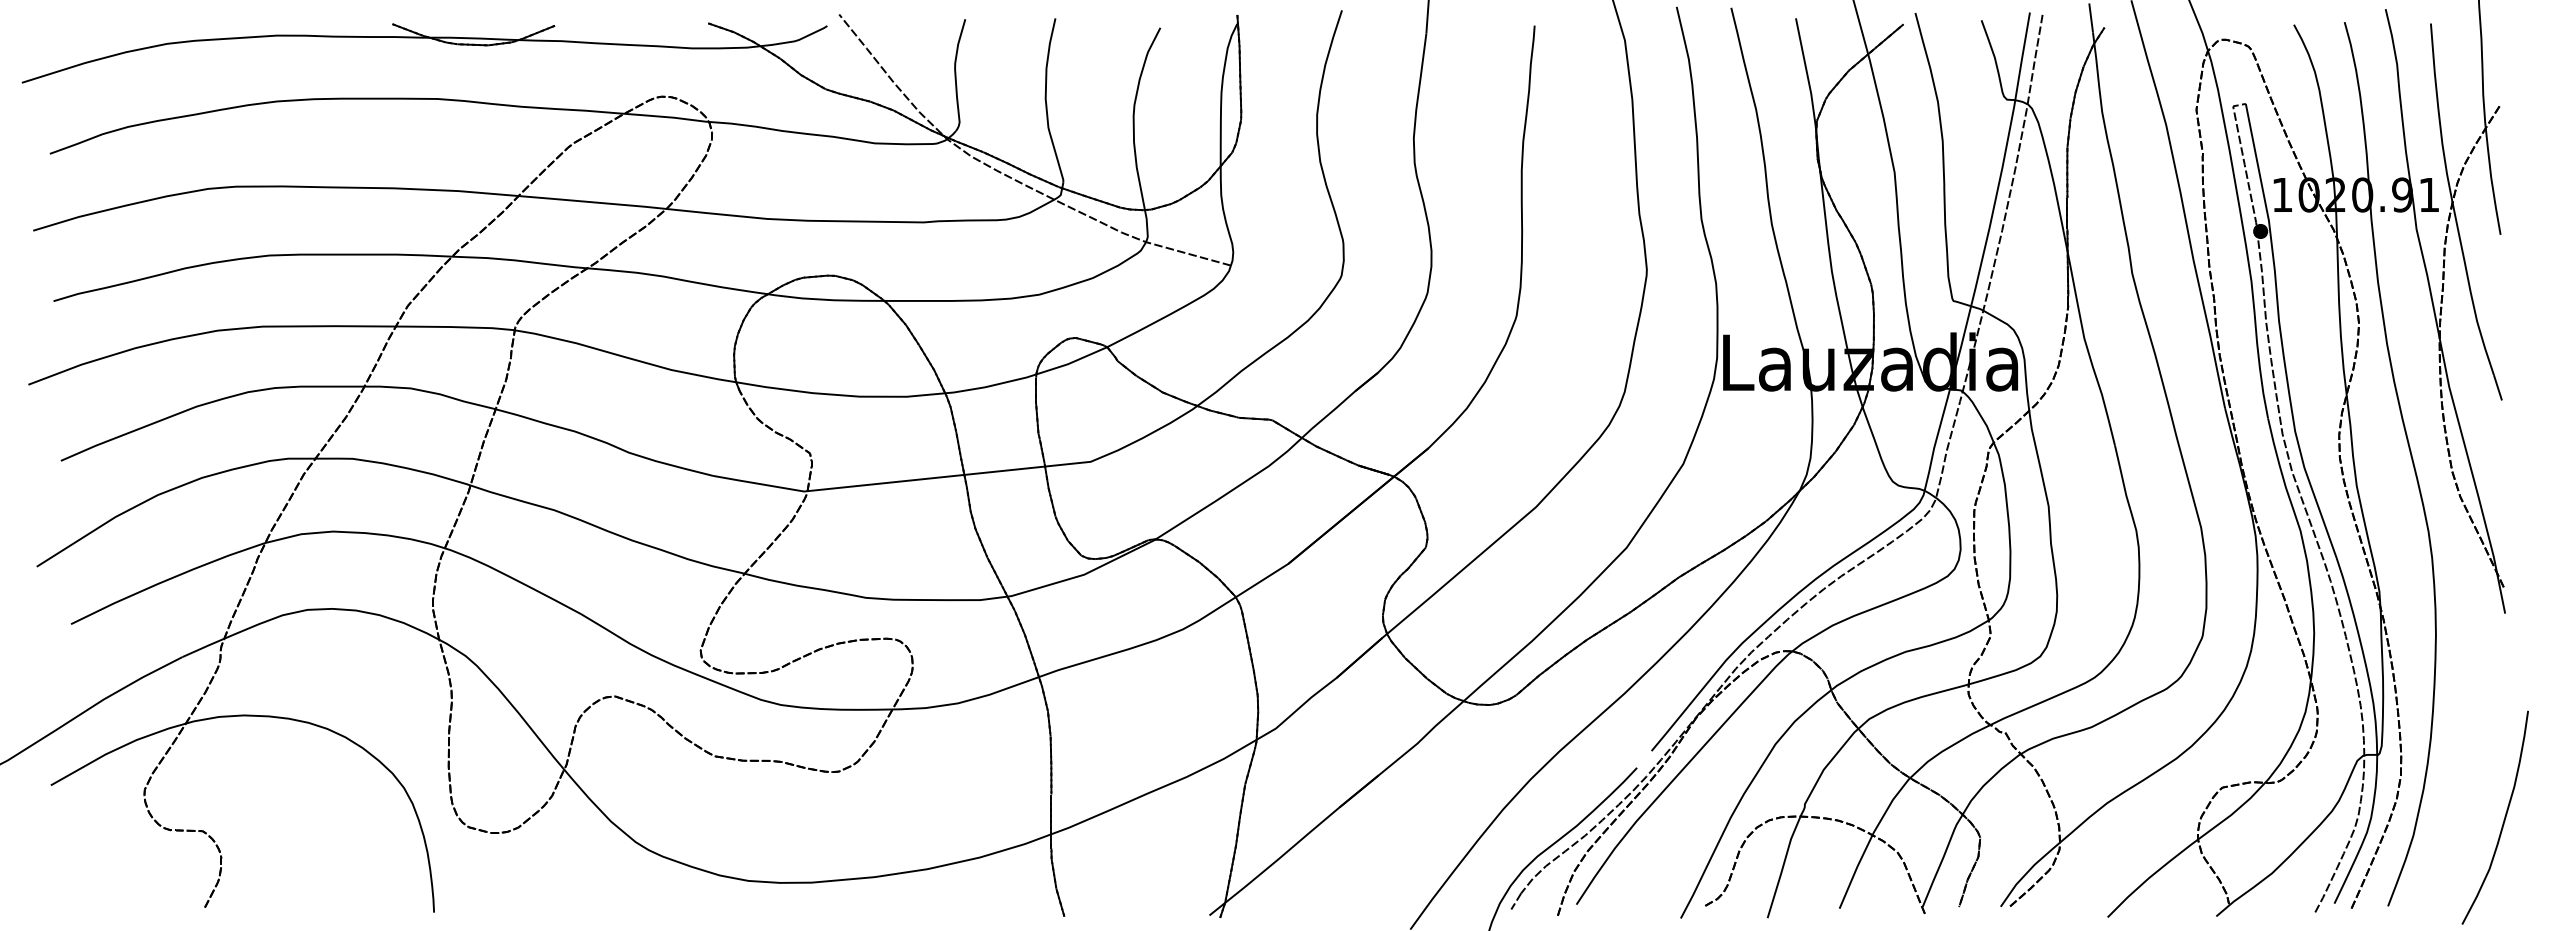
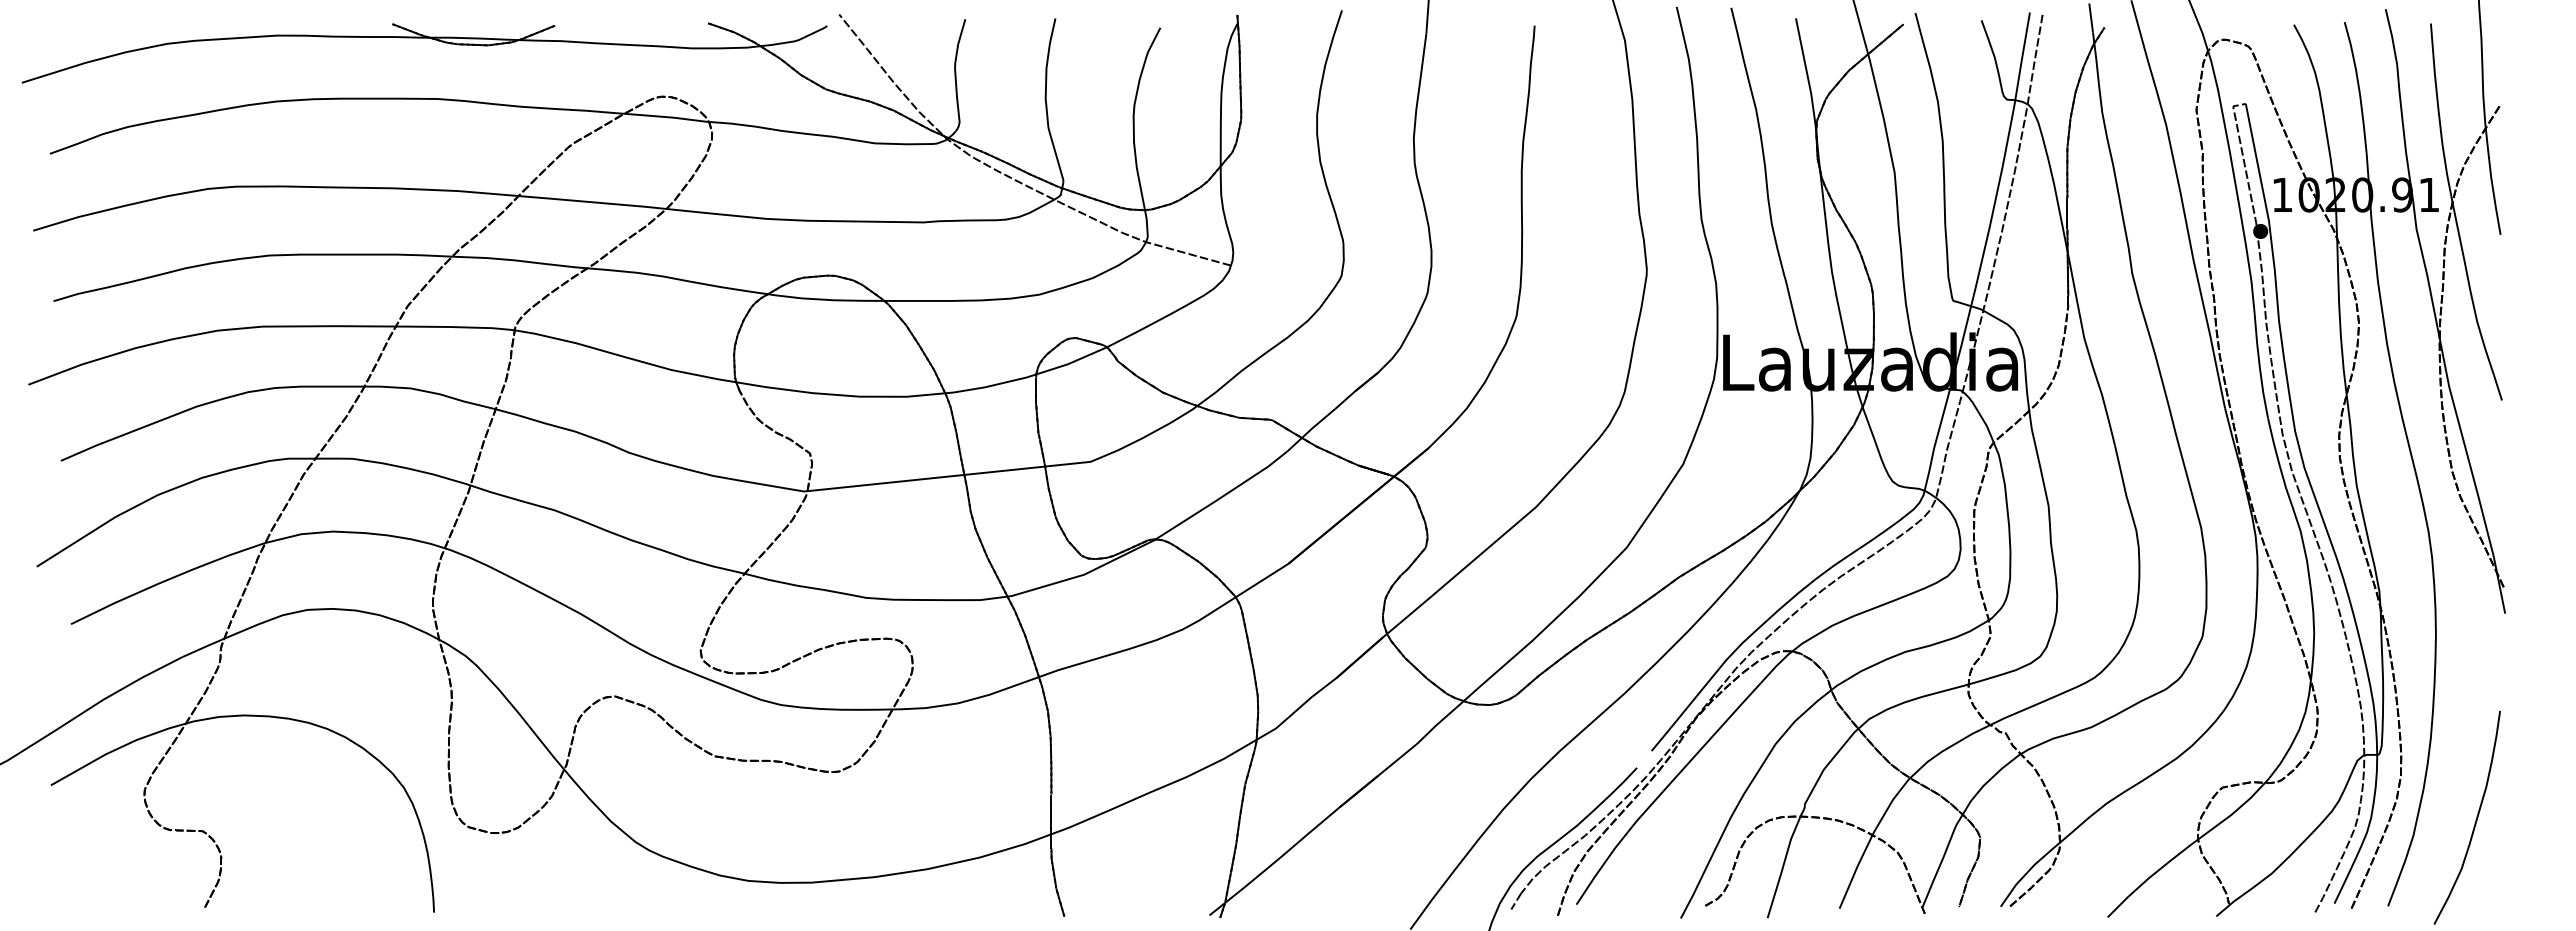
curve position: (2503, 819) -> (2475, 819) (2475, 819)
